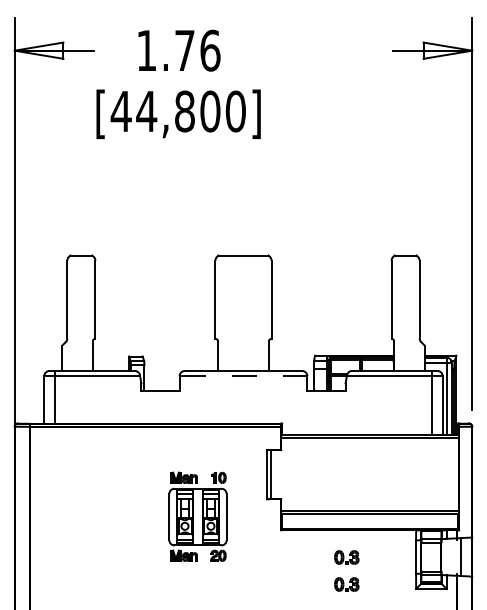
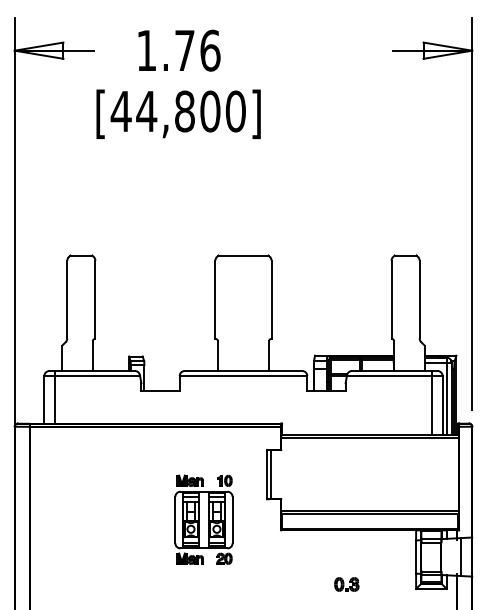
line: dashed -> solid (243, 376)
part position: (197, 516) -> (203, 519) (203, 519)
part: present -> none (346, 557)
